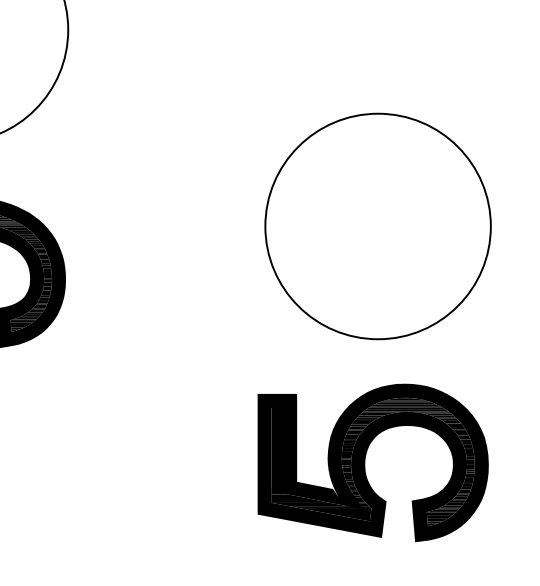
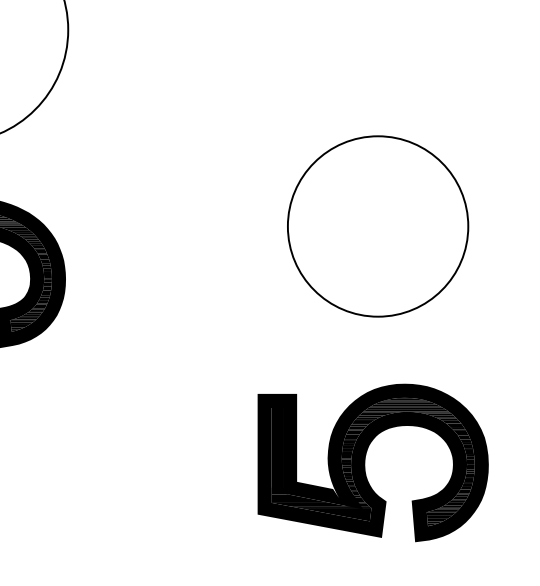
part size: 228x229 px -> 183x183 px (378, 226)
